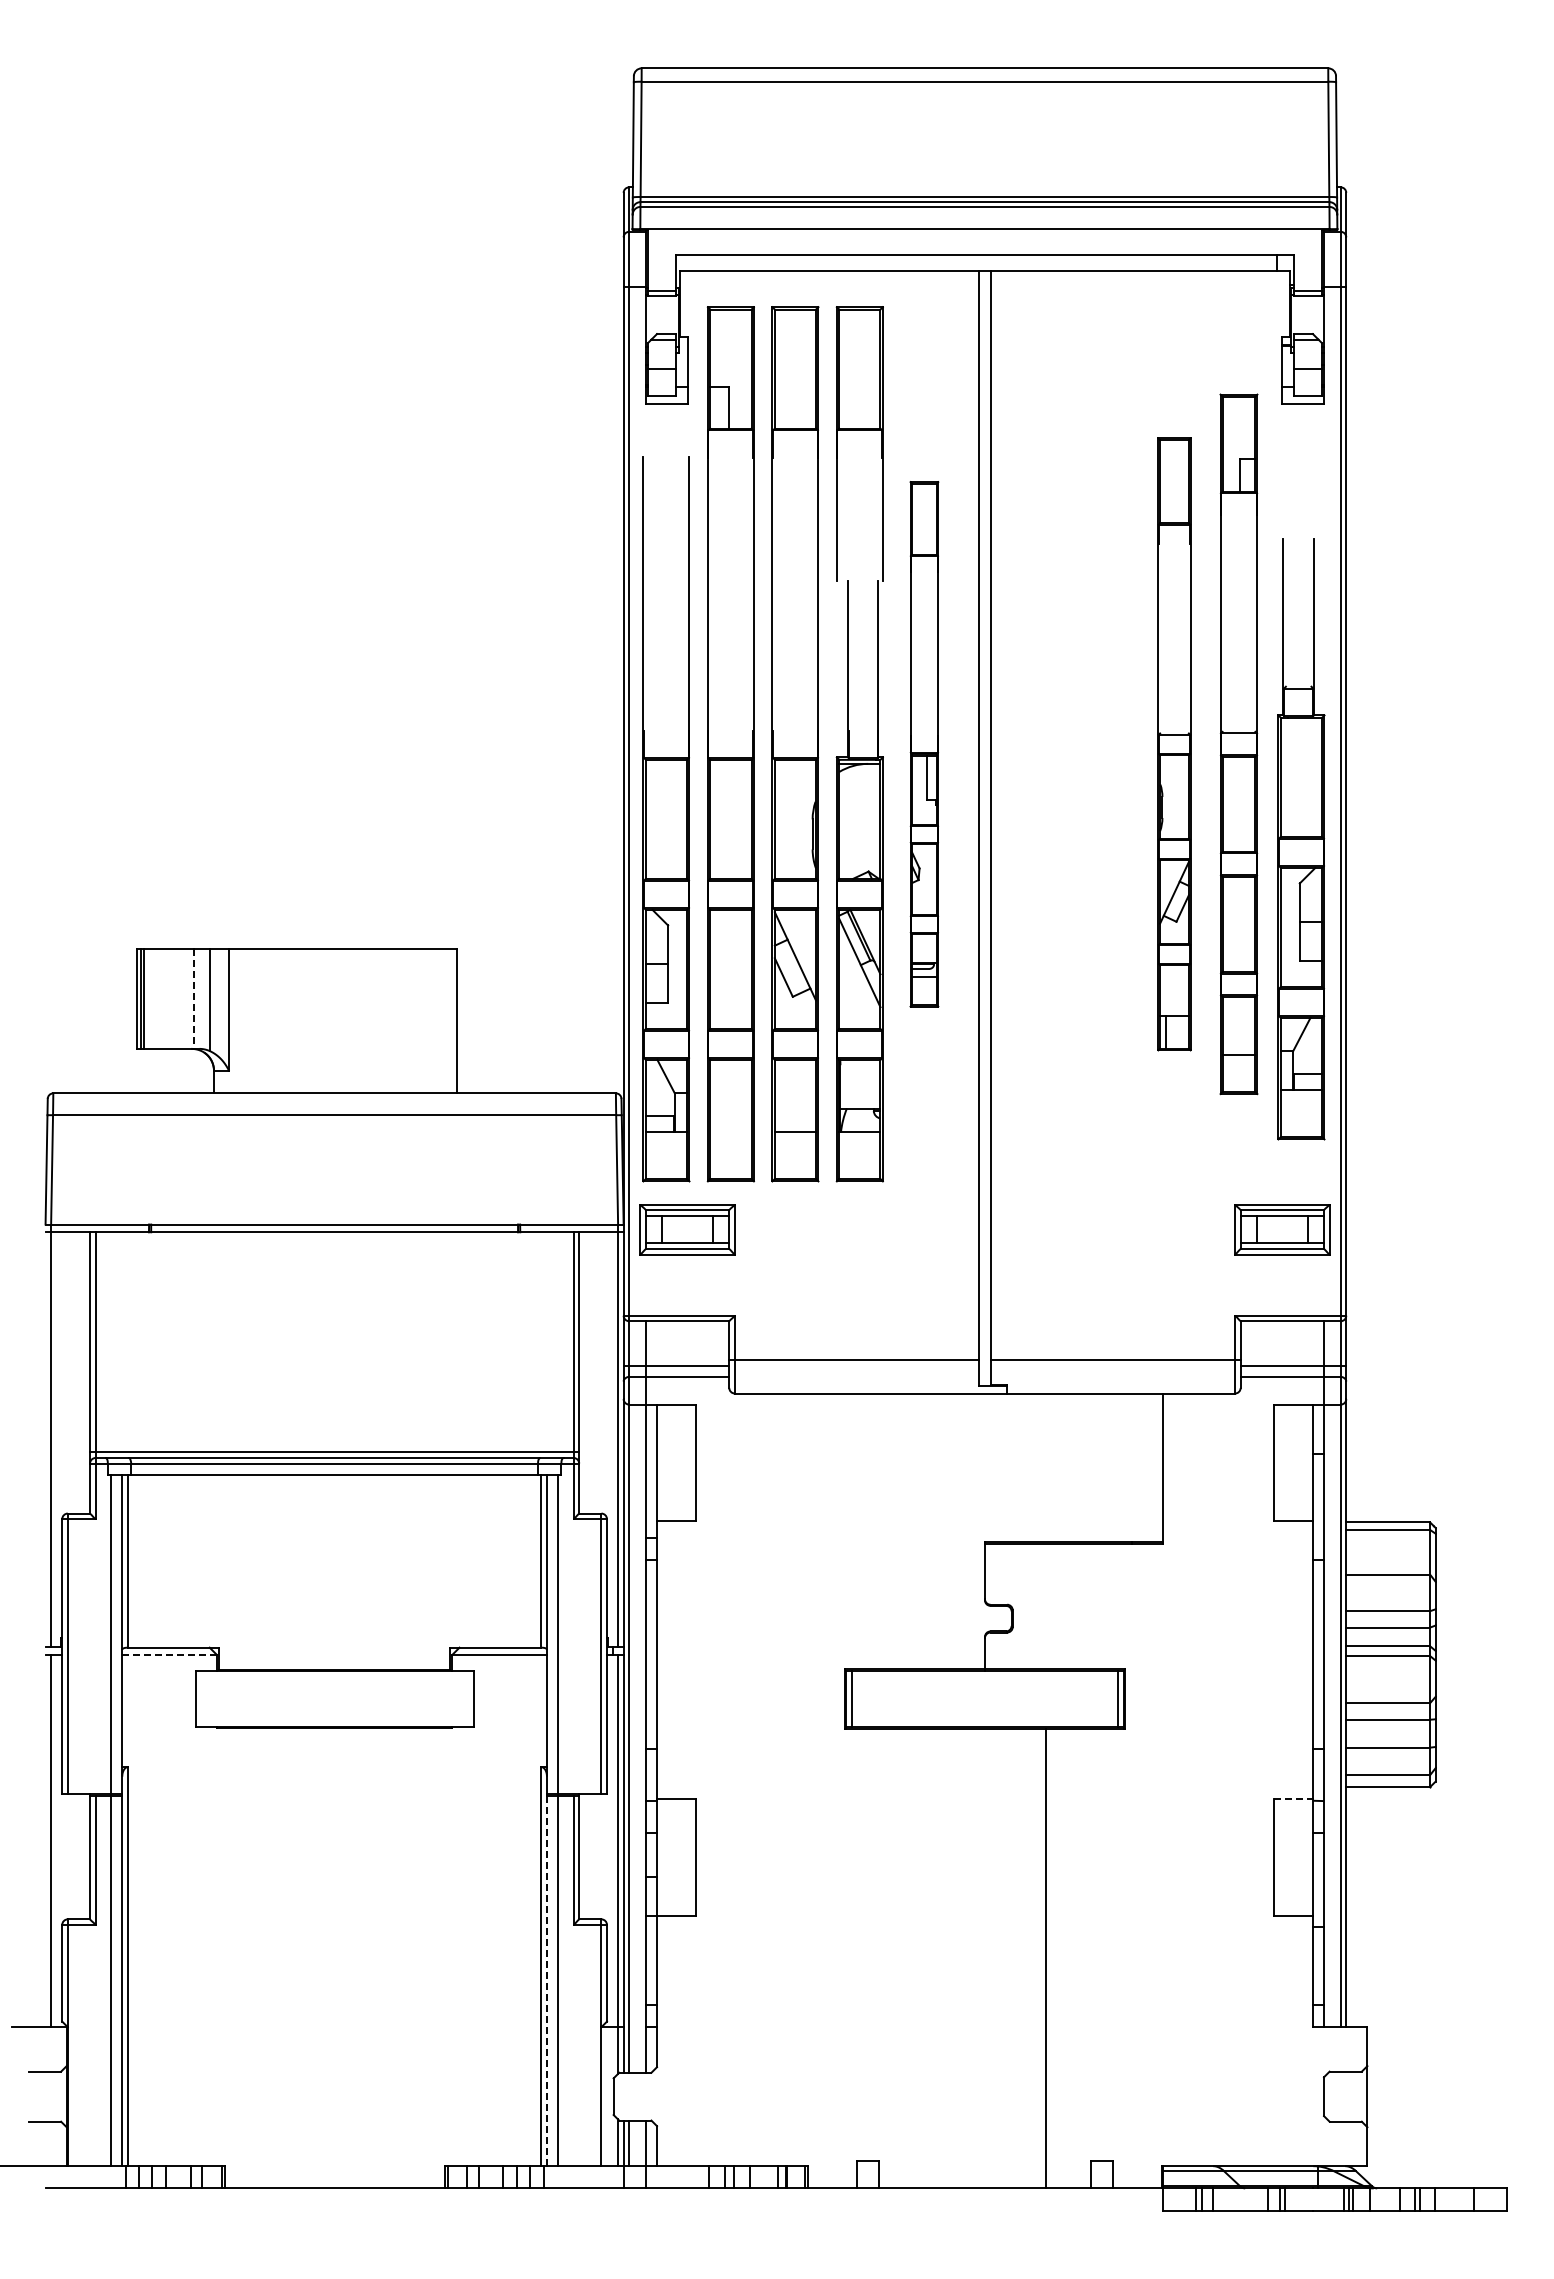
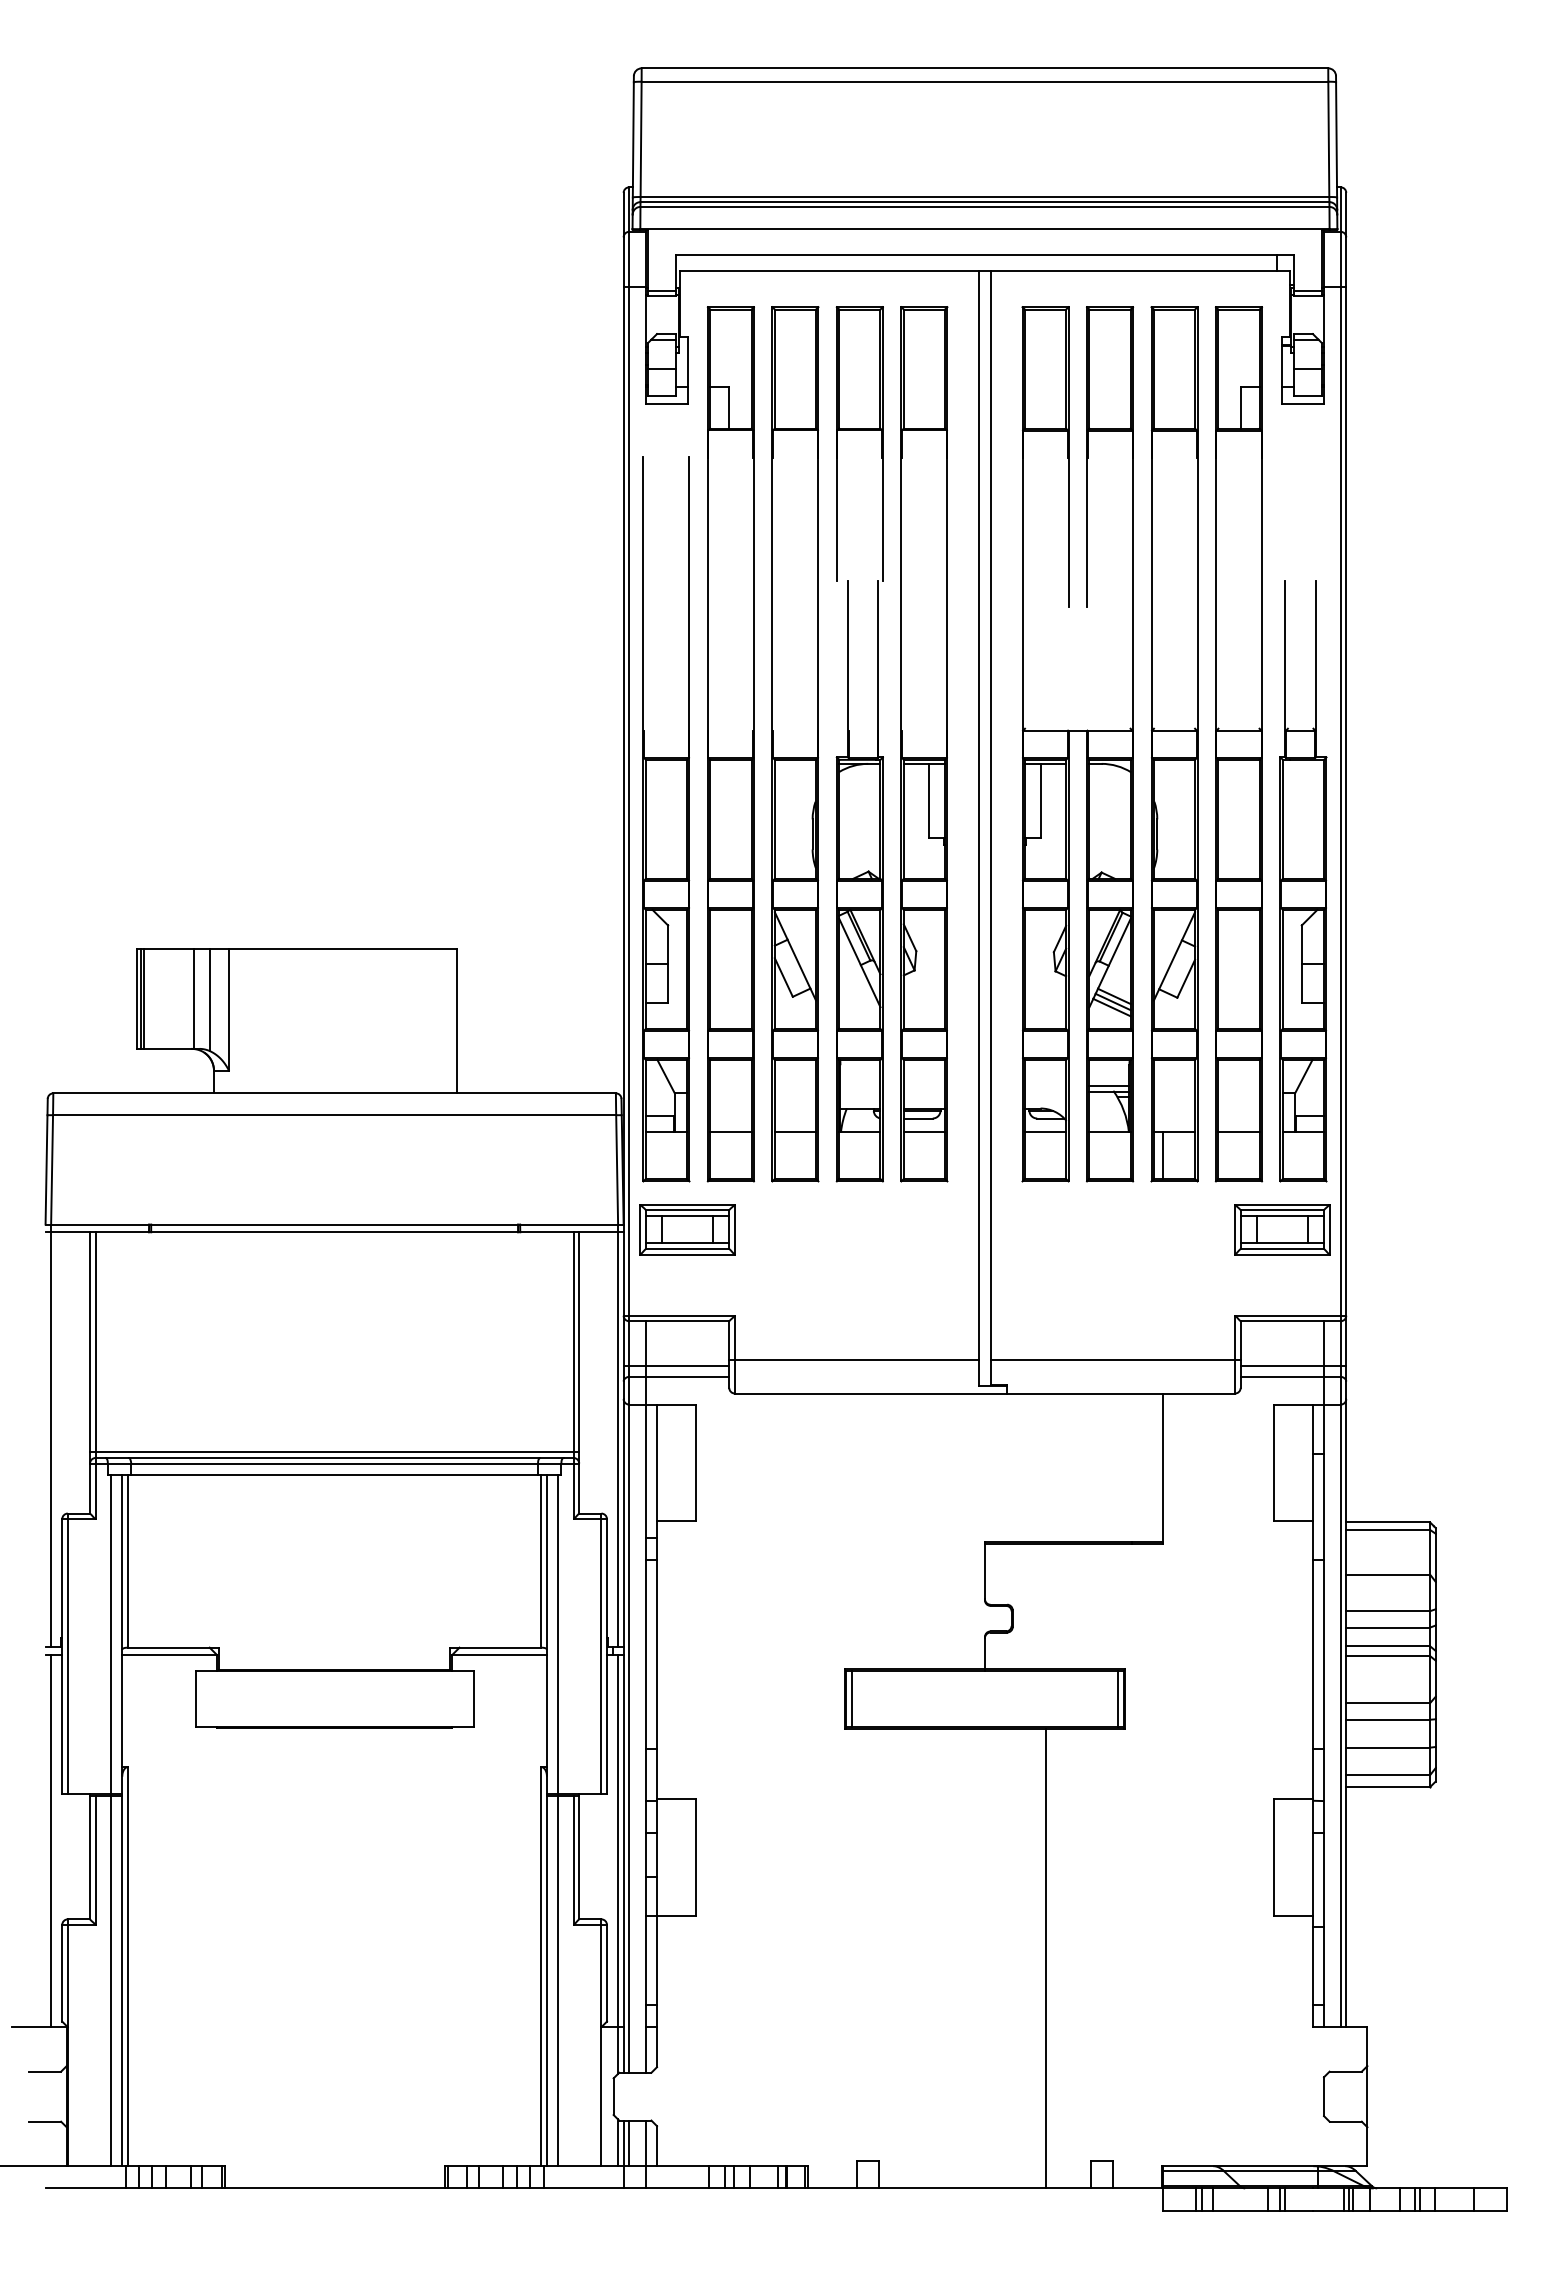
part size: 31x527 px -> 49x877 px (924, 744)
part: none -> present (1069, 744)
part size: 35x615 px -> 49x877 px (1174, 744)
part size: 40x703 px -> 50x877 px (1238, 744)
part position: (1301, 839) -> (1303, 881) (1303, 881)
line: dashed -> solid (193, 999)
line: none -> present (730, 1132)
line: dashed -> solid (170, 1654)
line: dashed -> solid (1293, 1799)
line: dashed -> solid (546, 1980)
